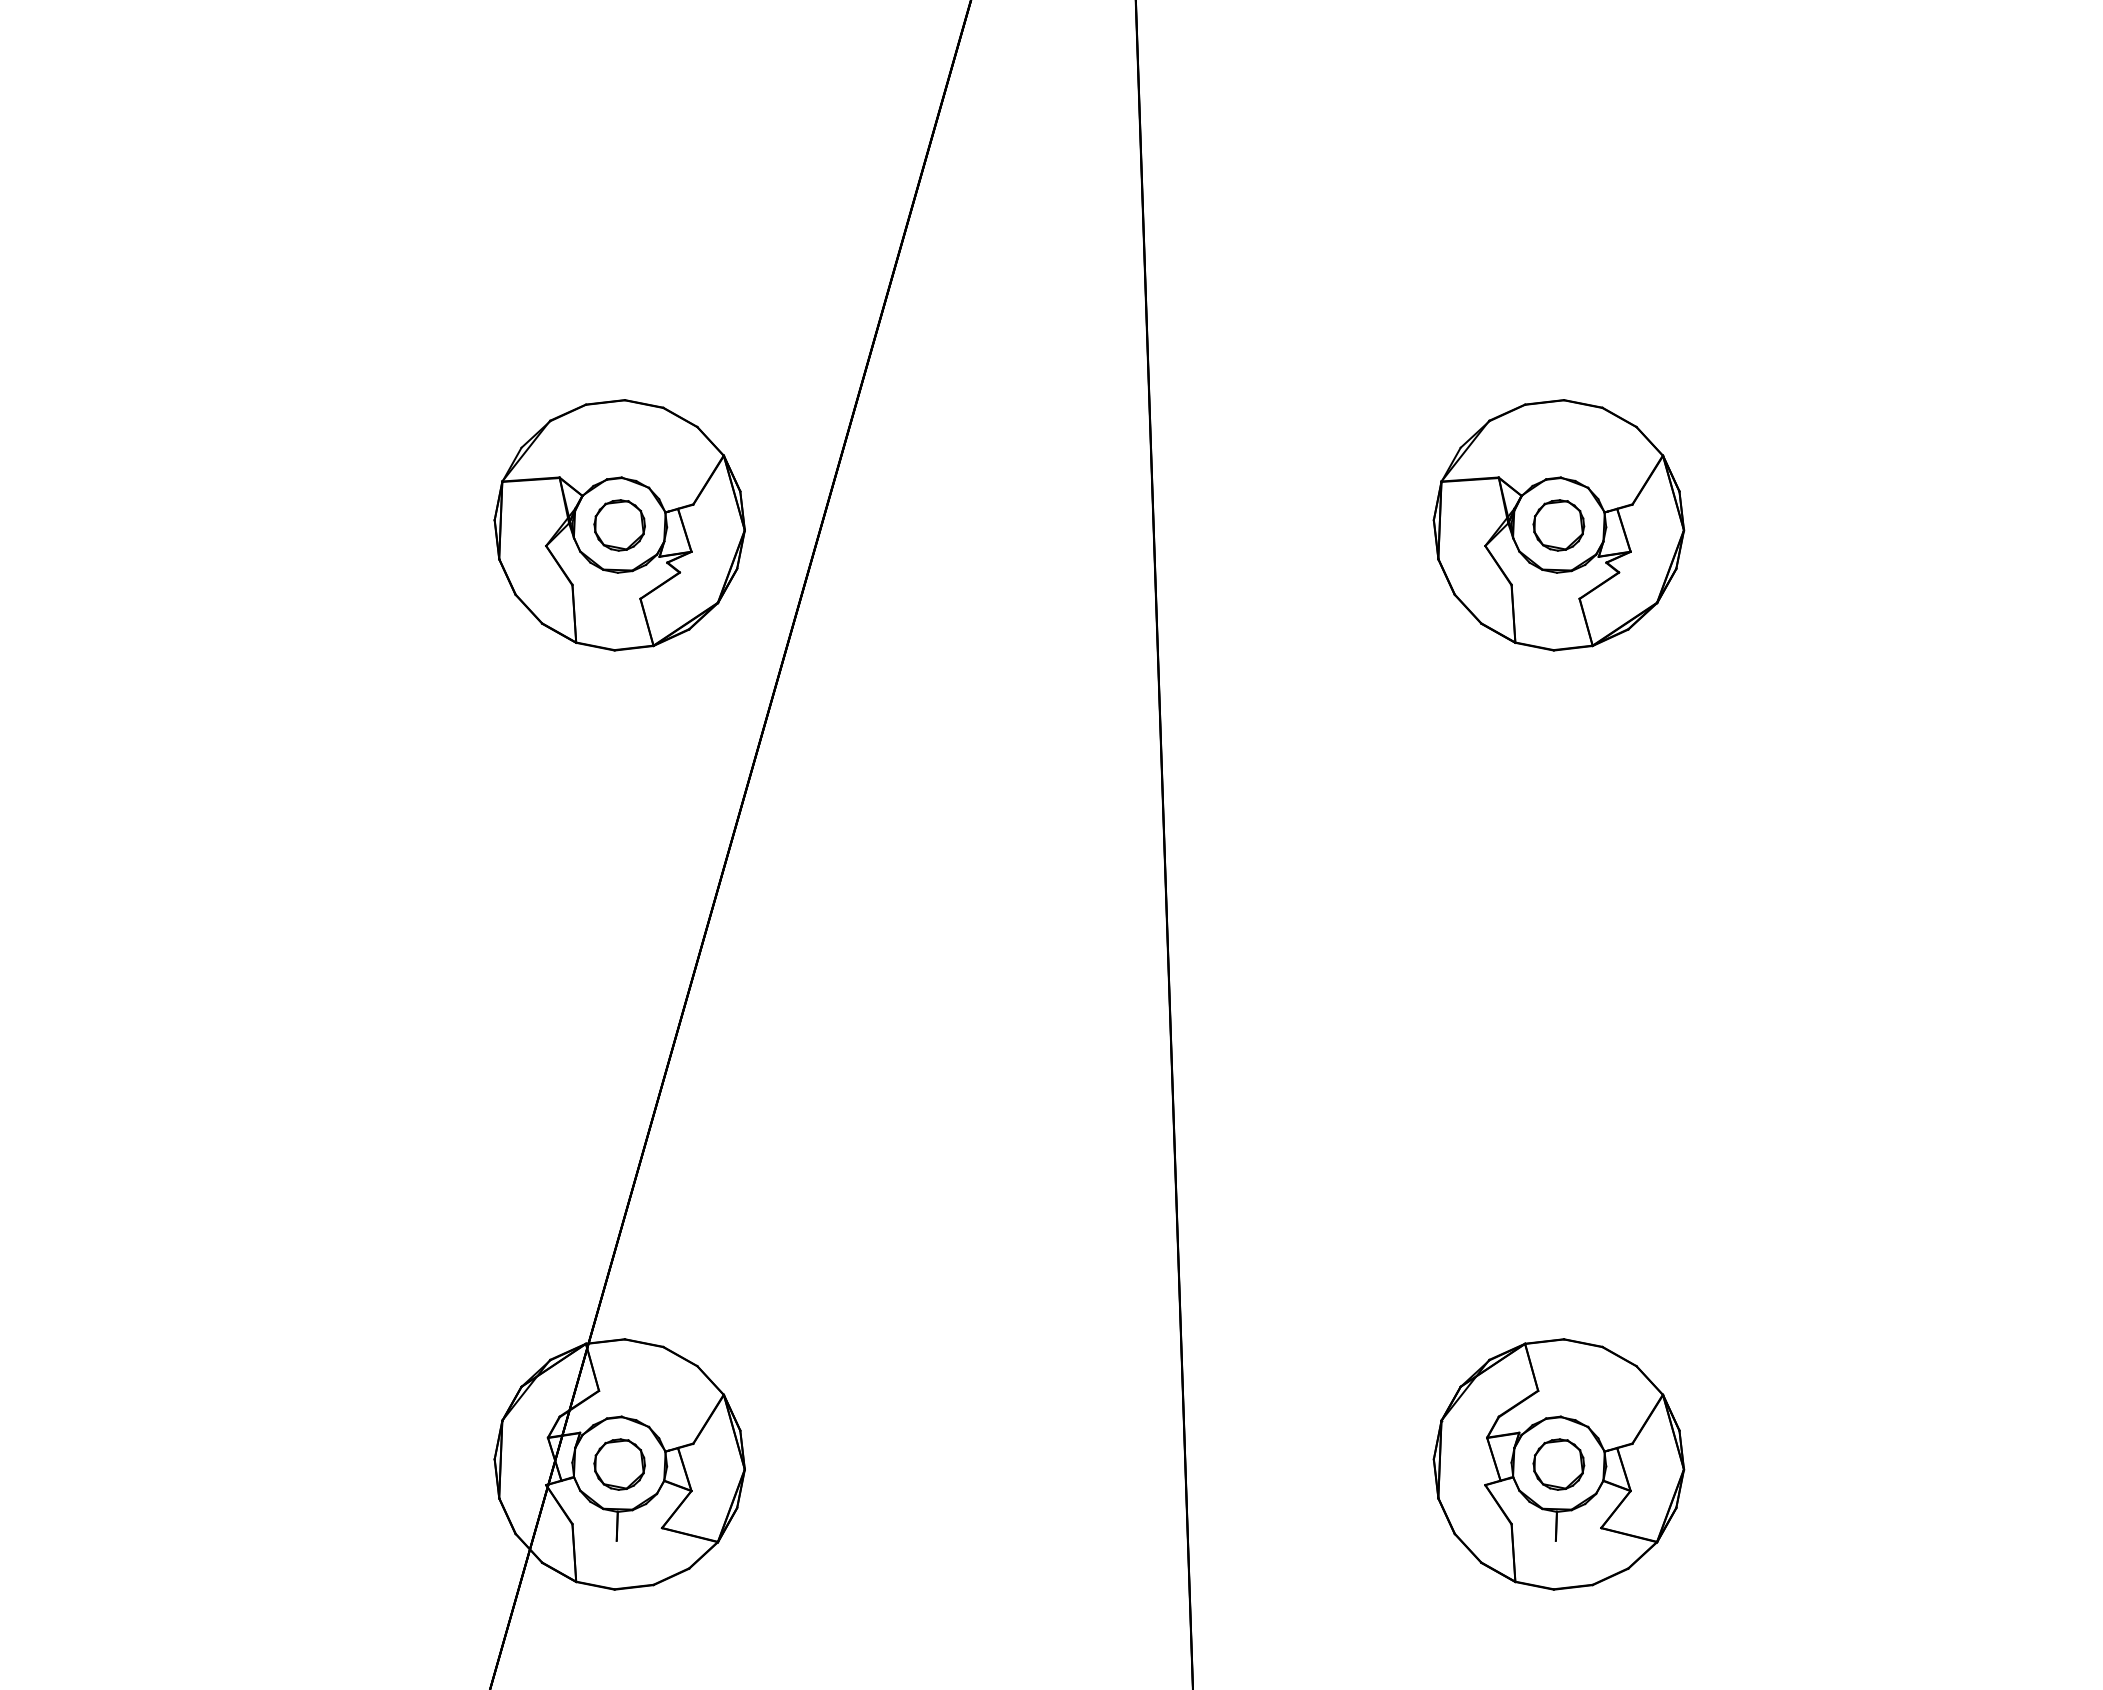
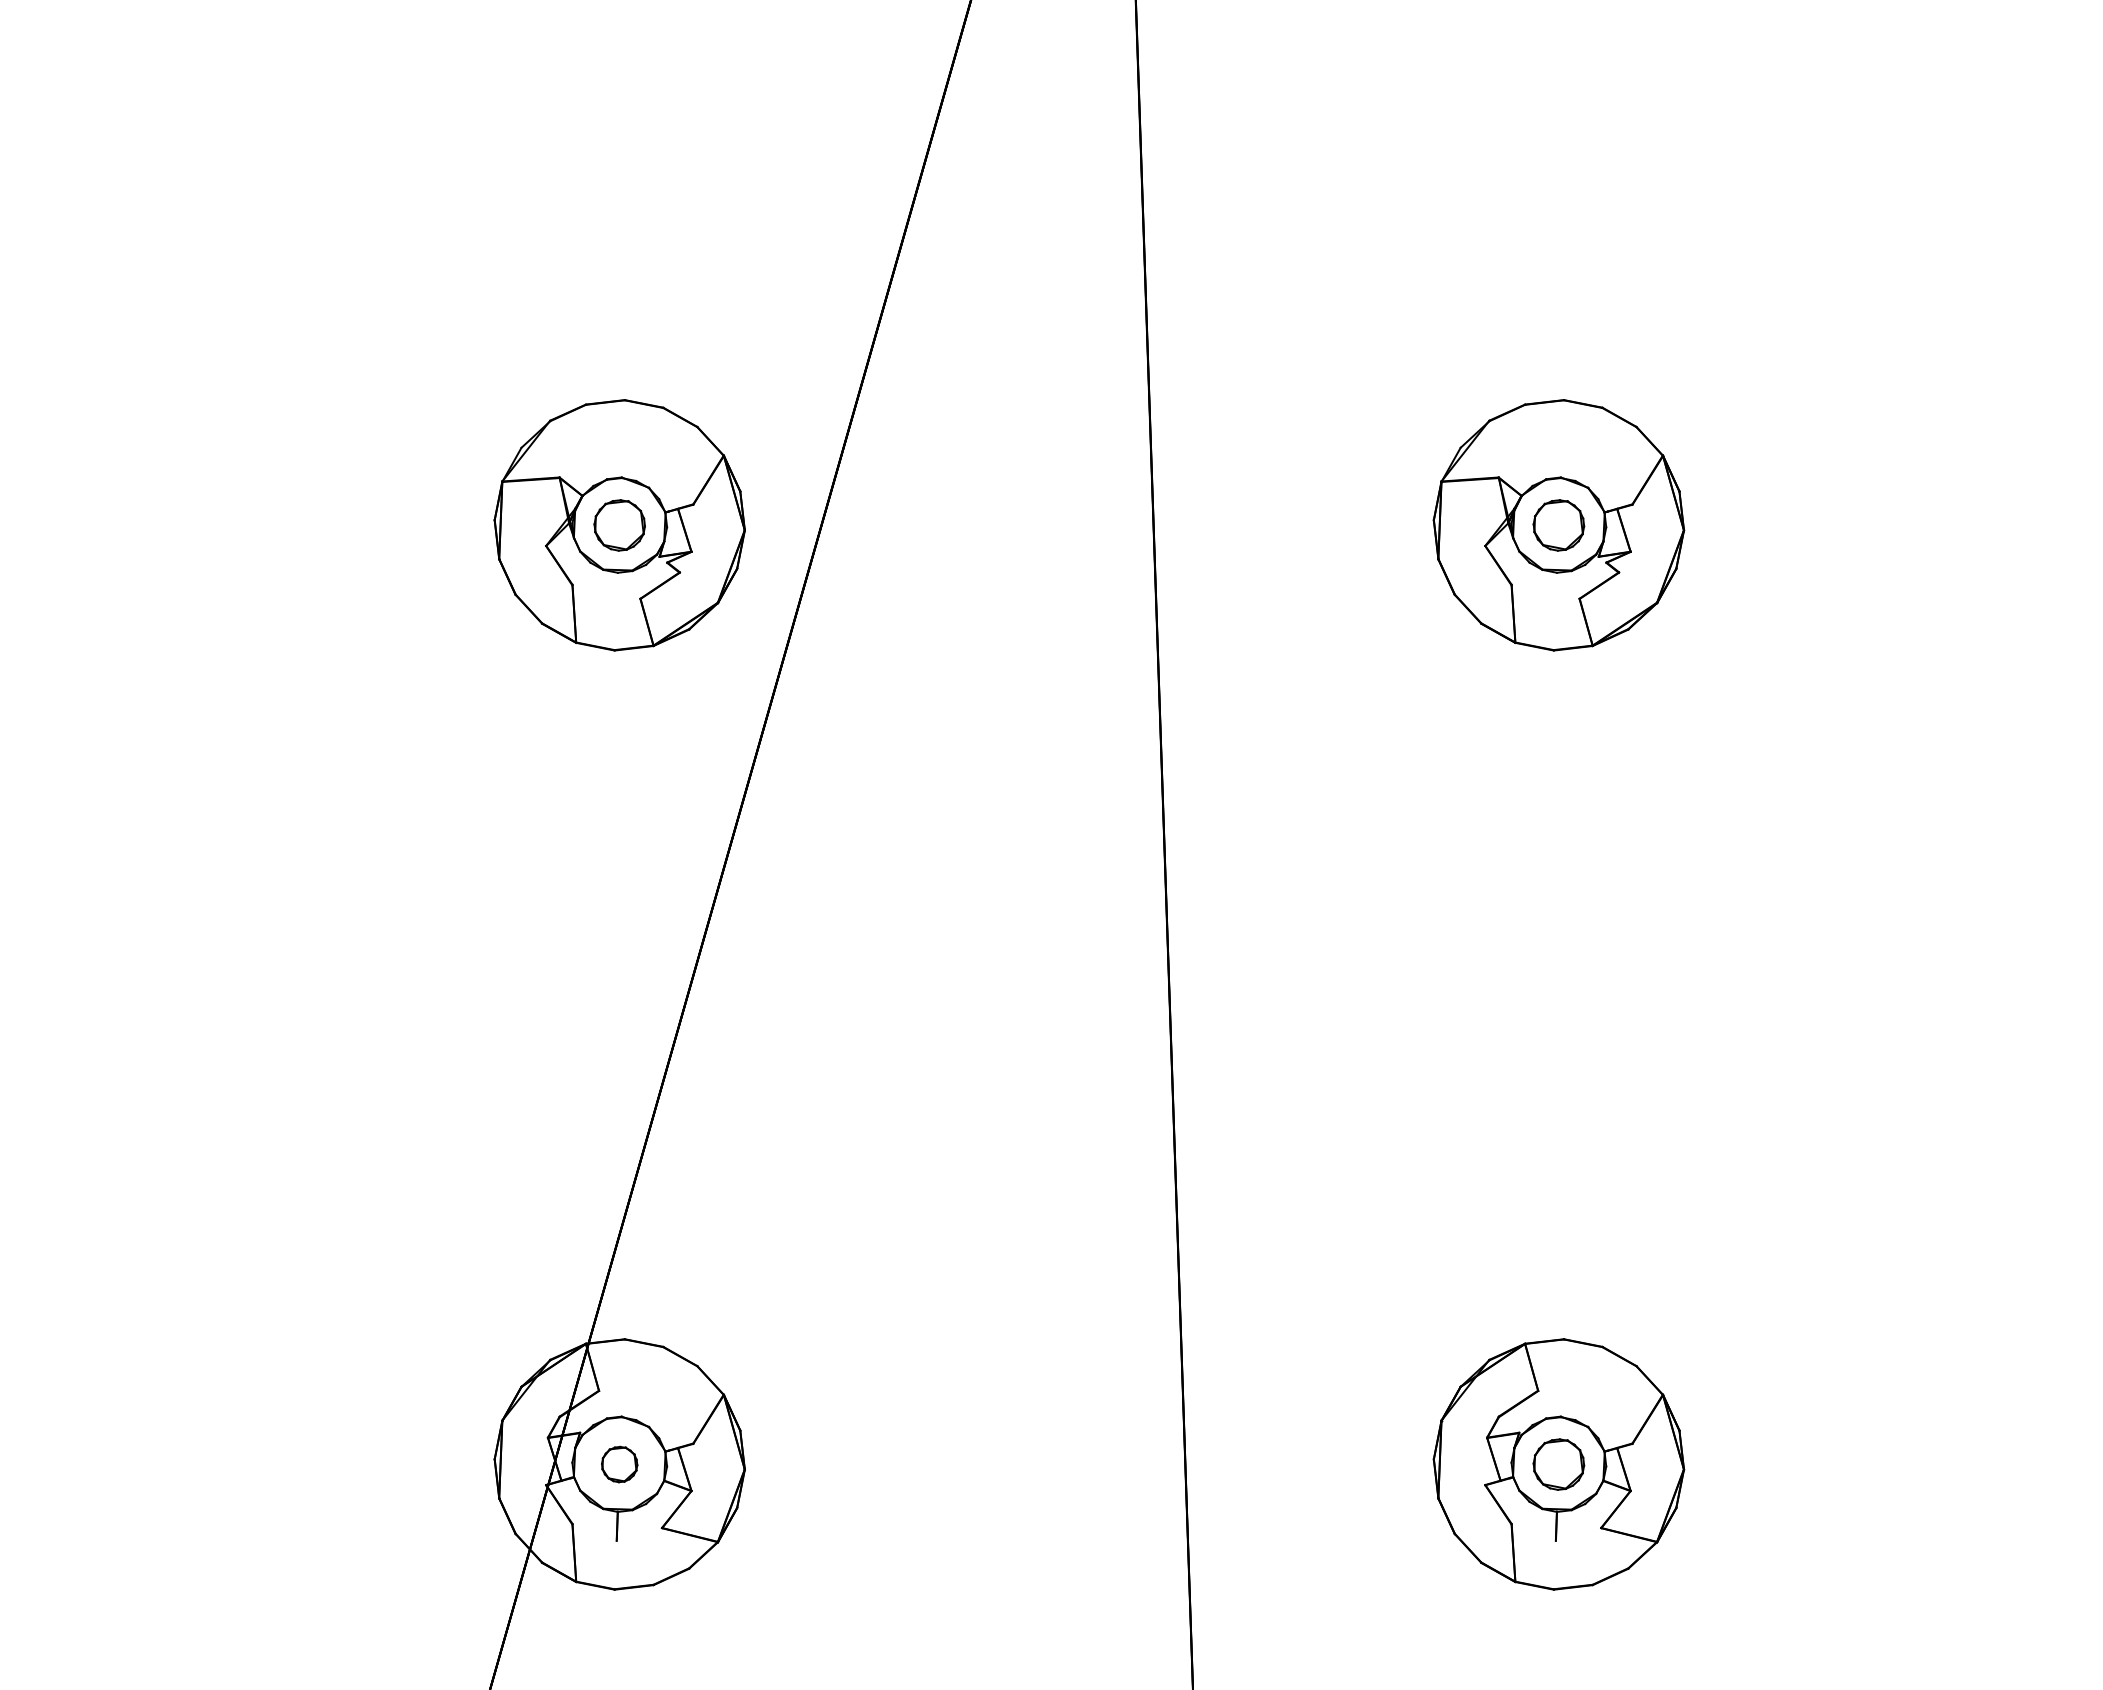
part size: 53x53 px -> 38x39 px (619, 1464)
